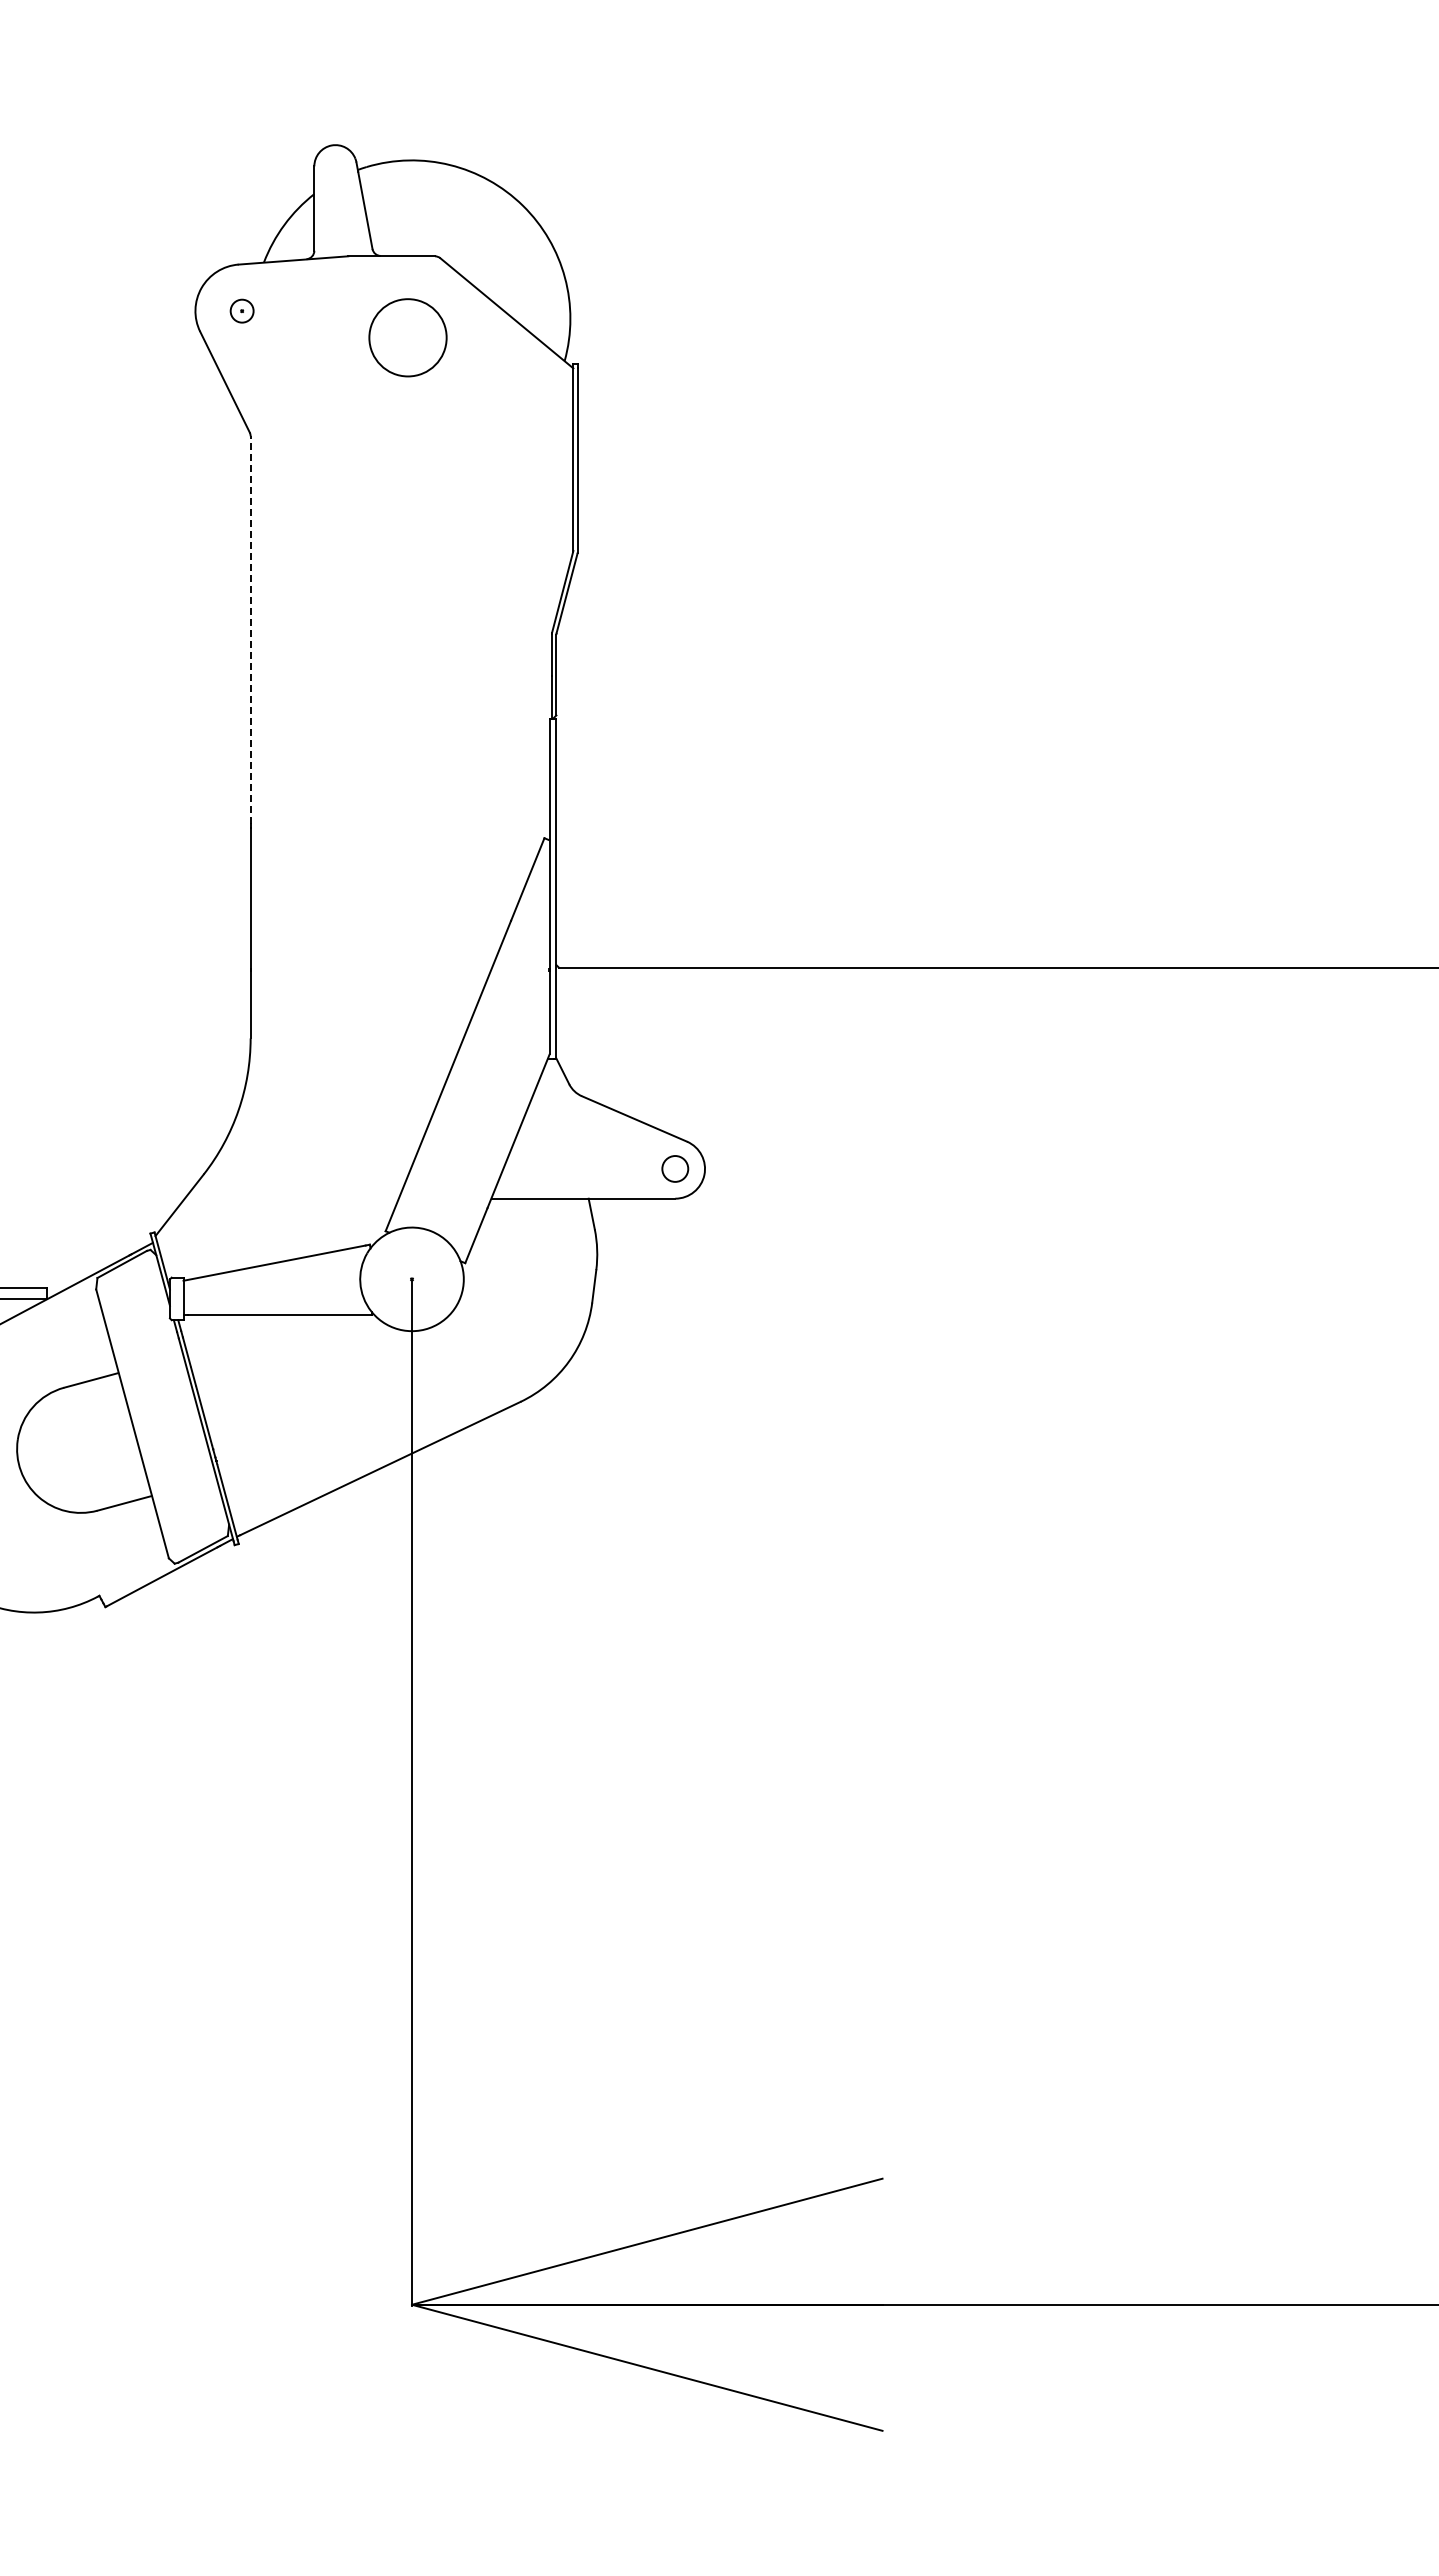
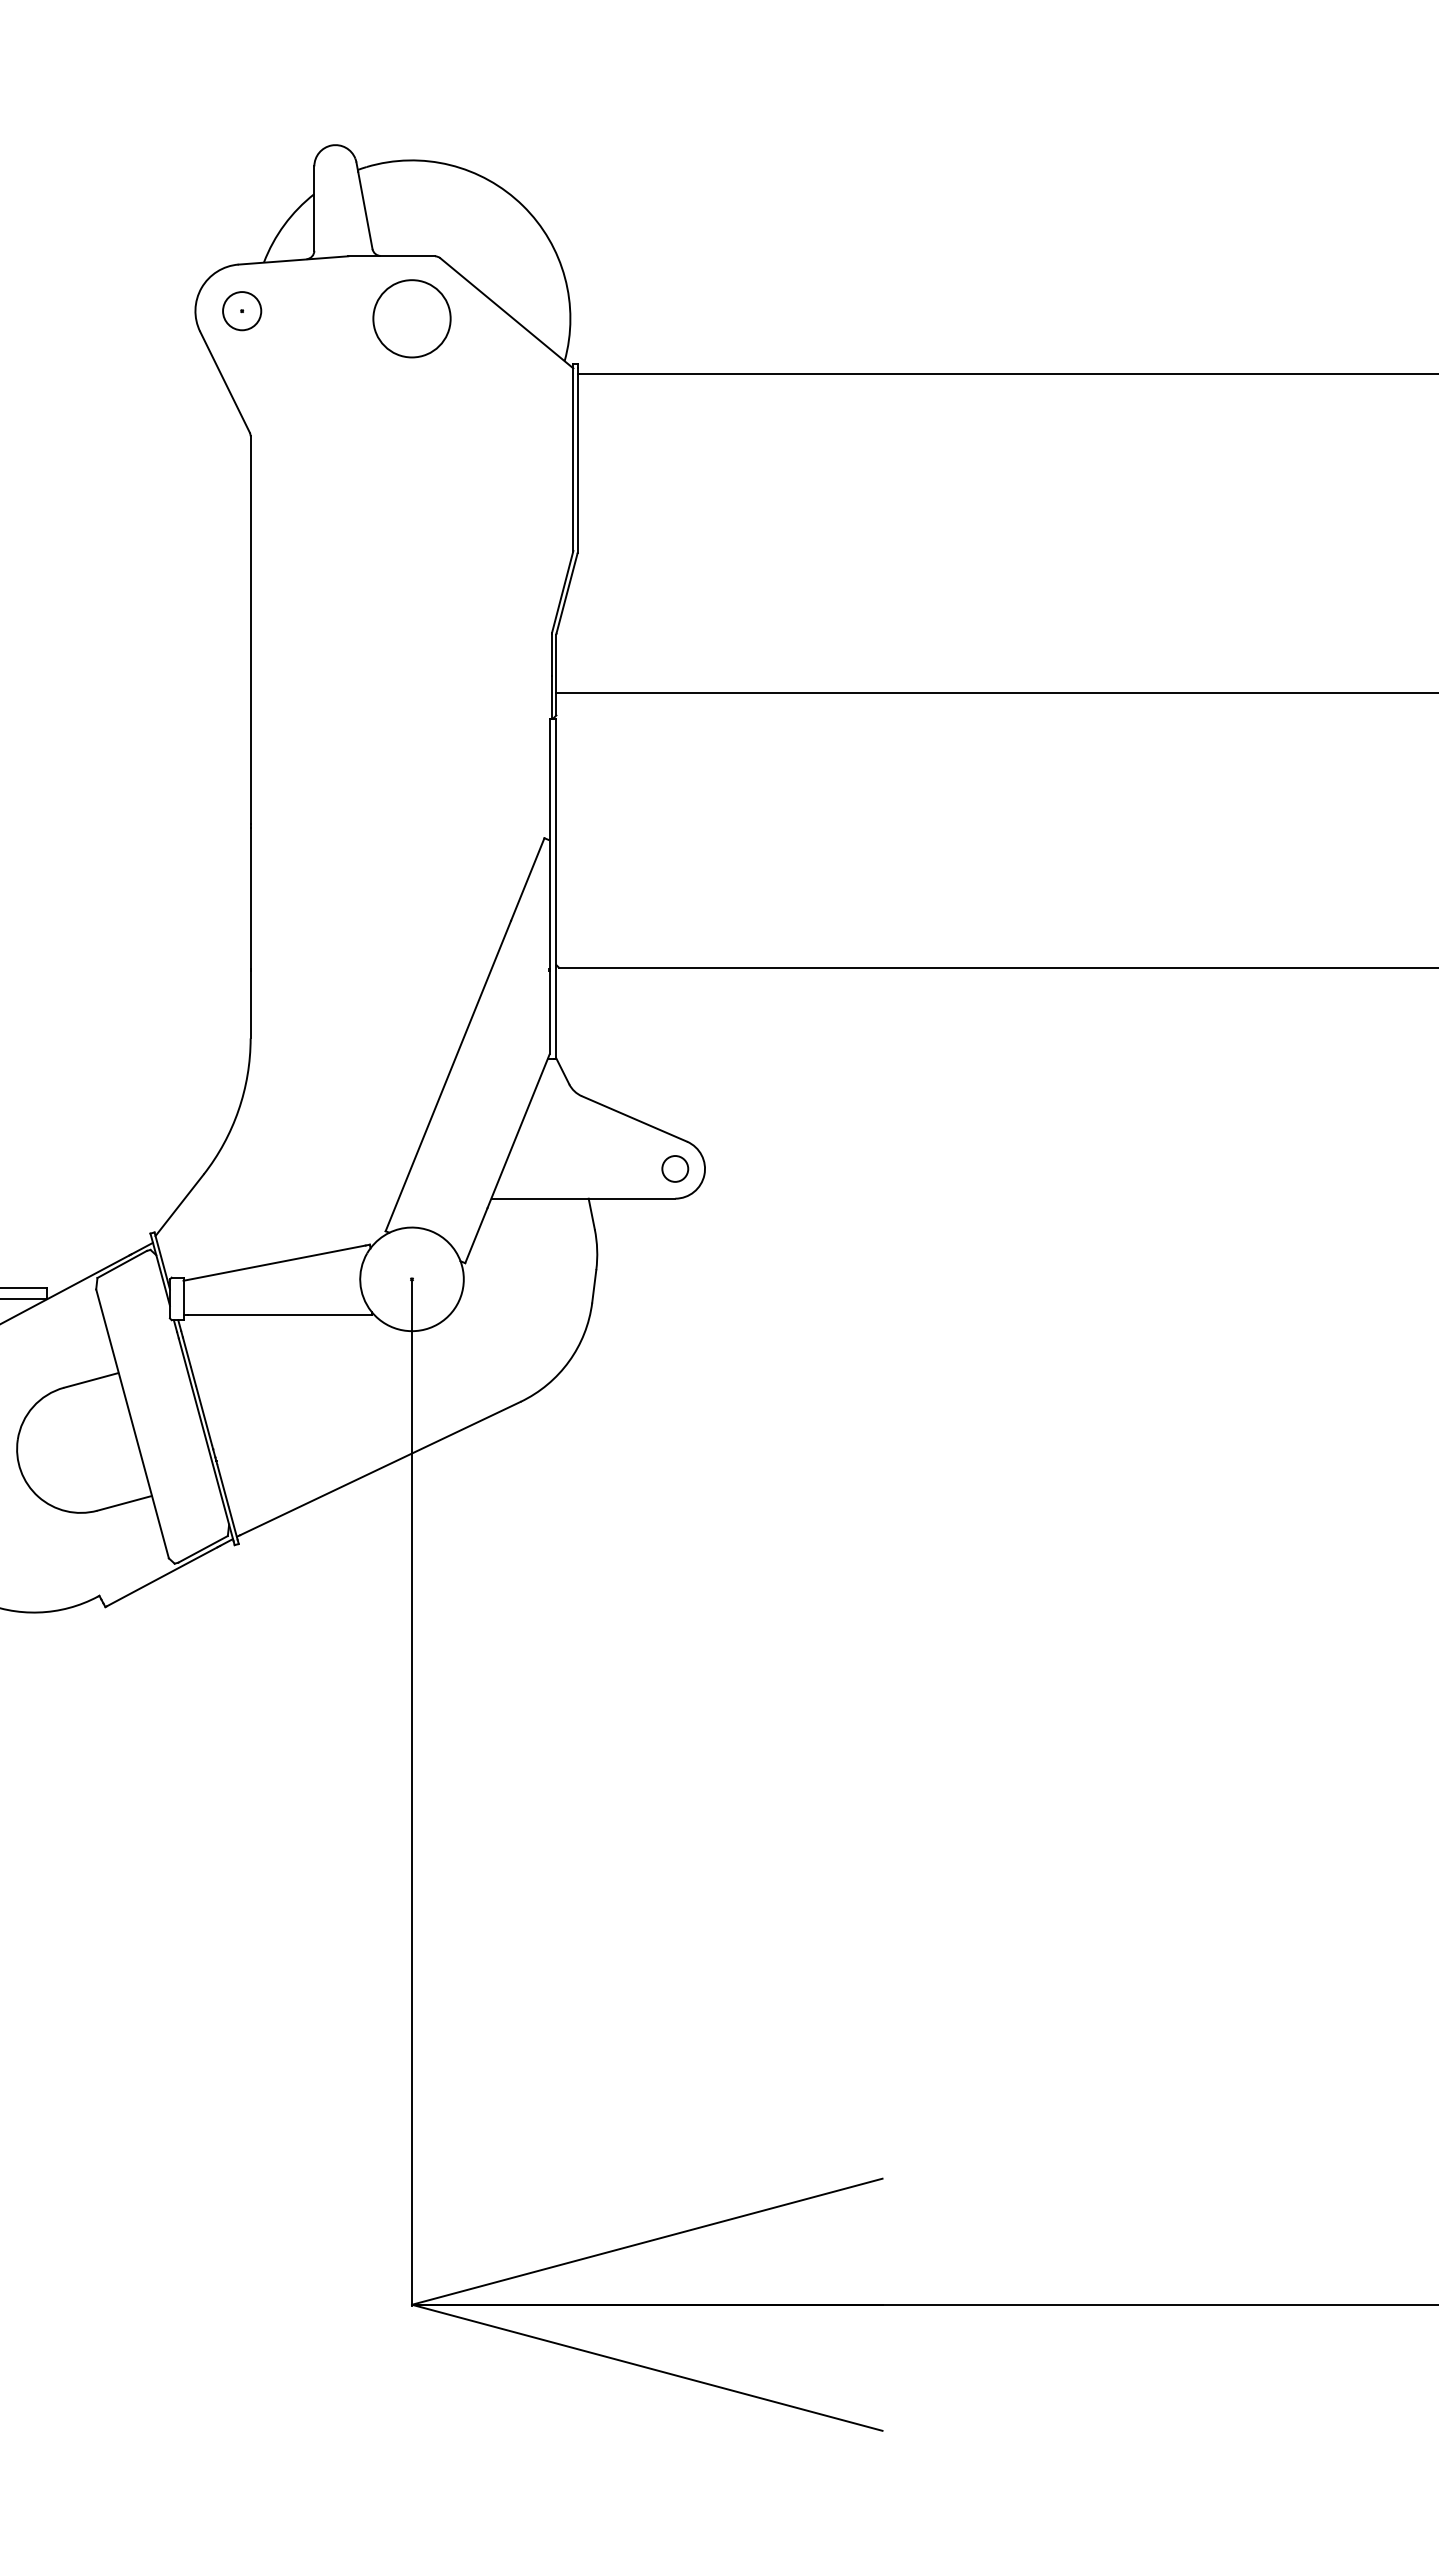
circle diameter: 23 px -> 38 px (242, 311)
circle position: (407, 337) -> (411, 318) (411, 318)
line: none -> present (1006, 374)
line: dashed -> solid (250, 629)
line: none -> present (995, 693)
